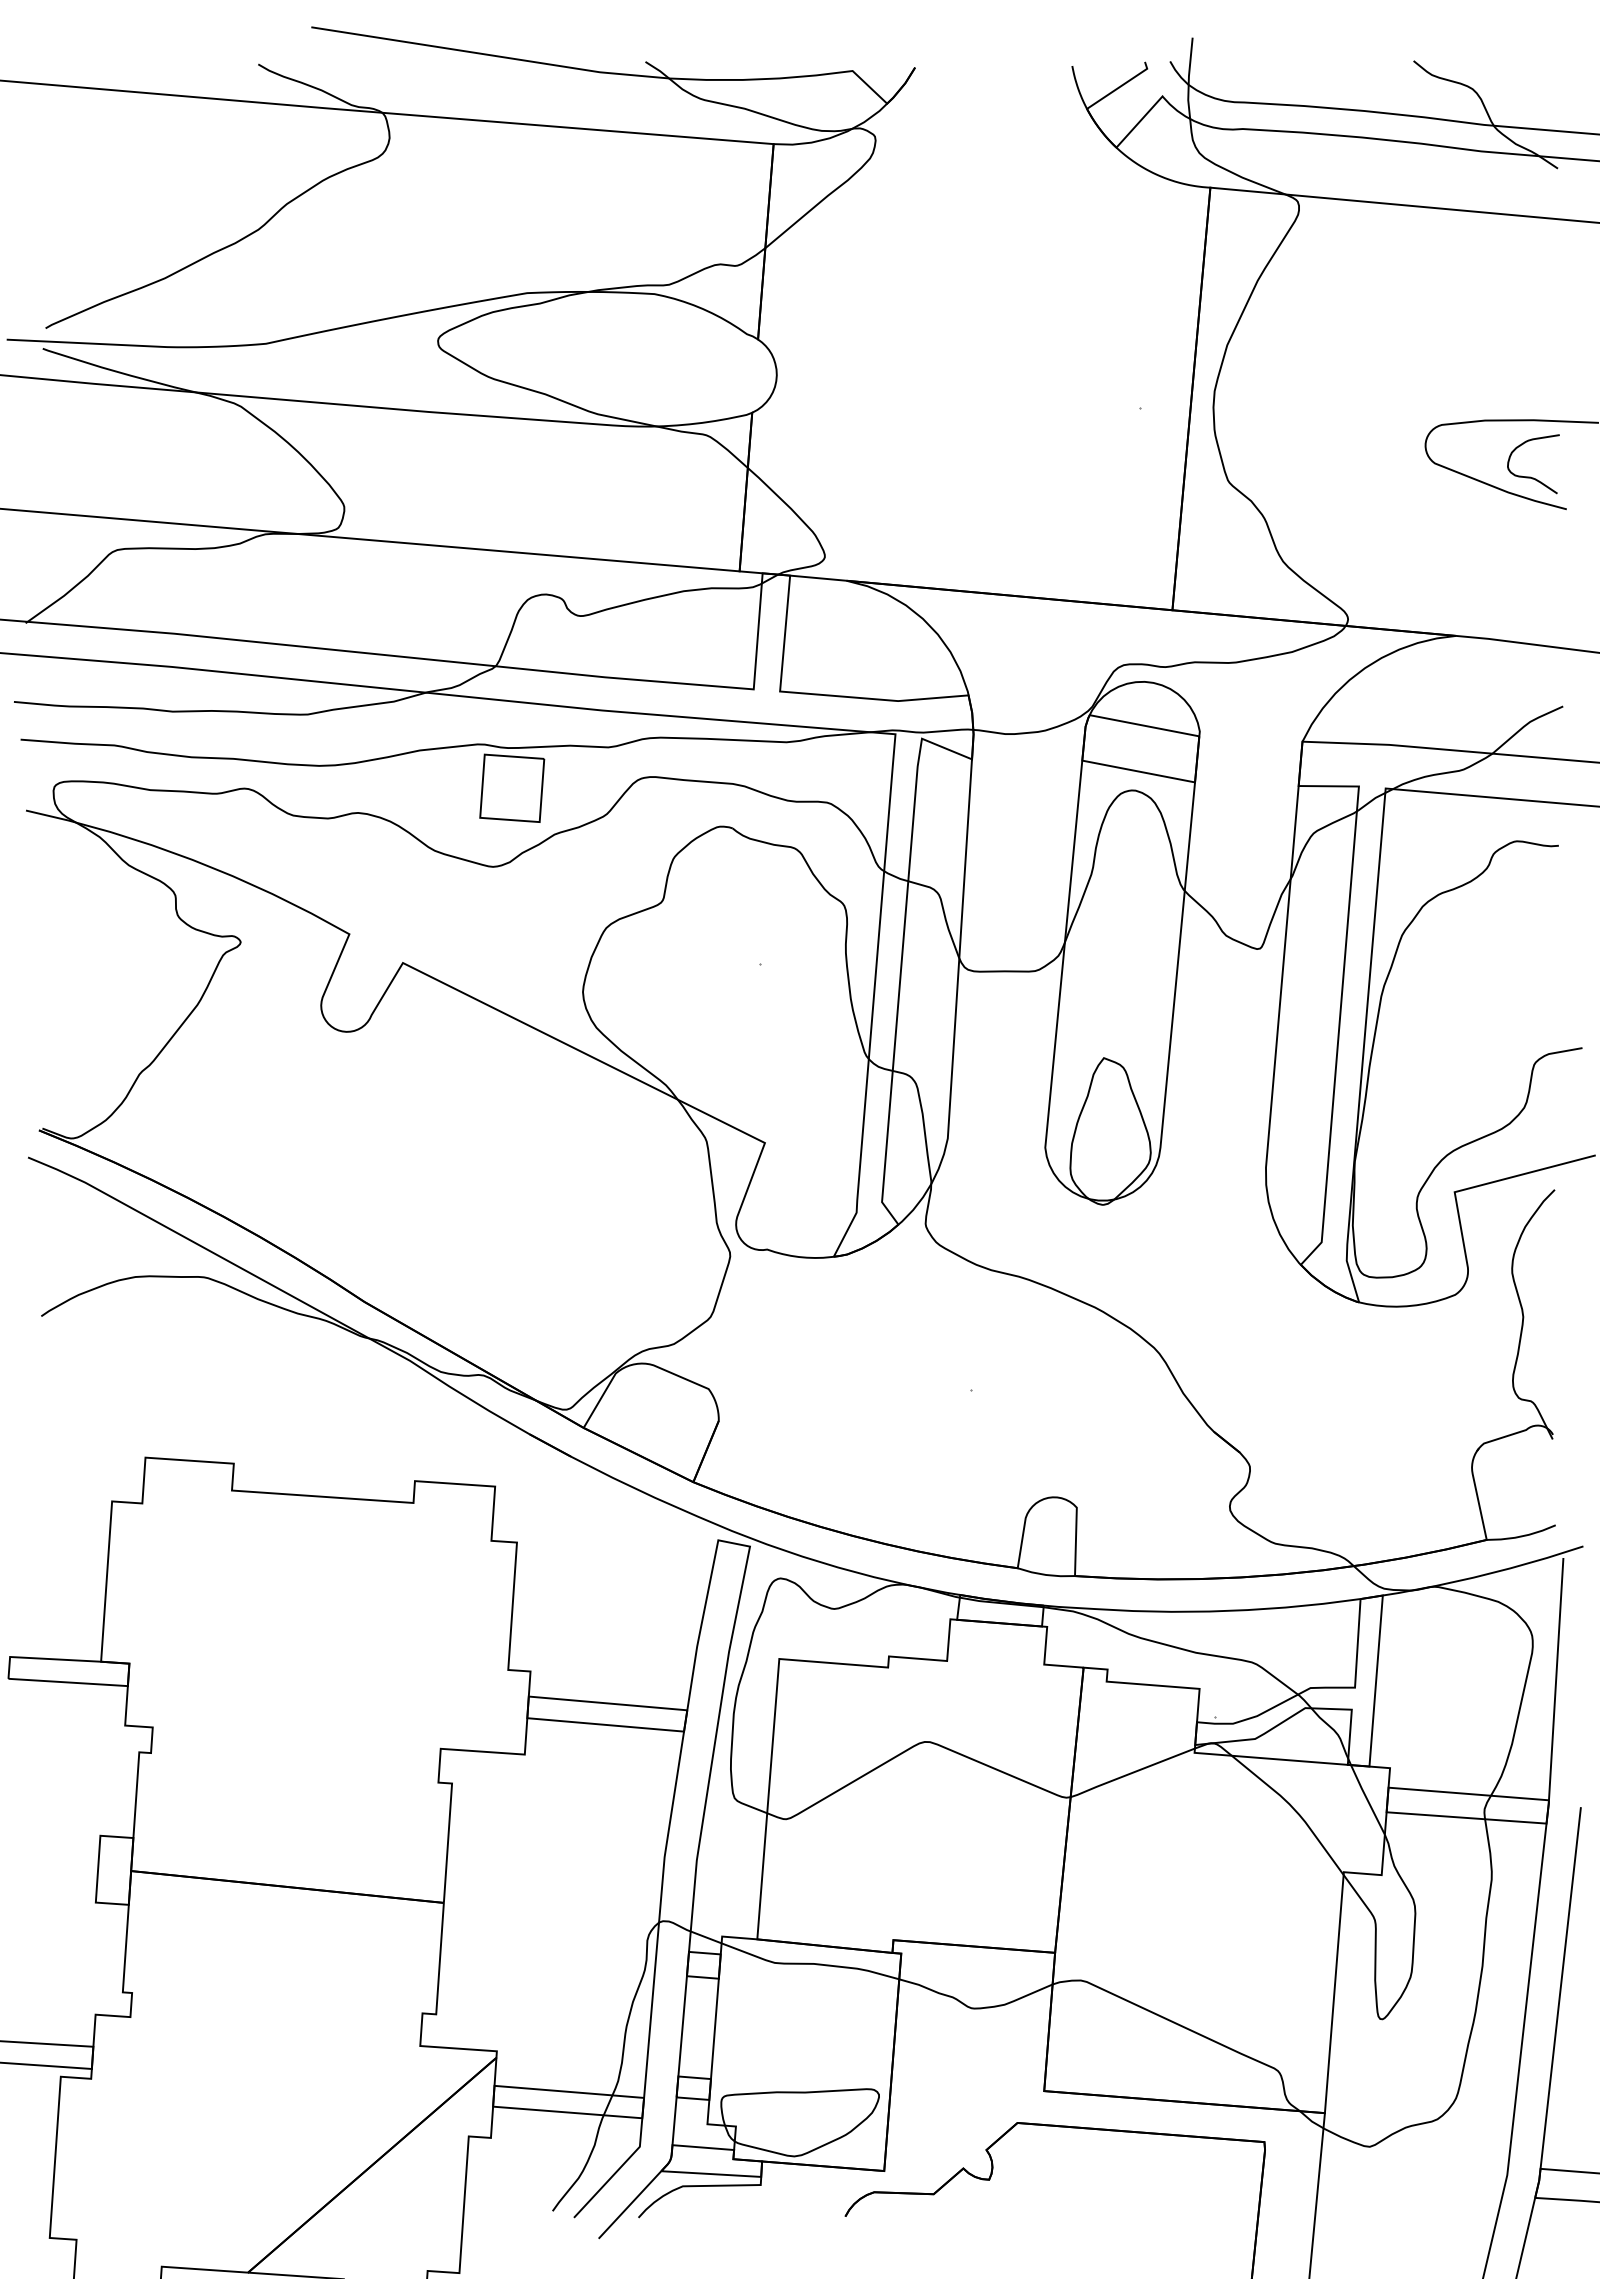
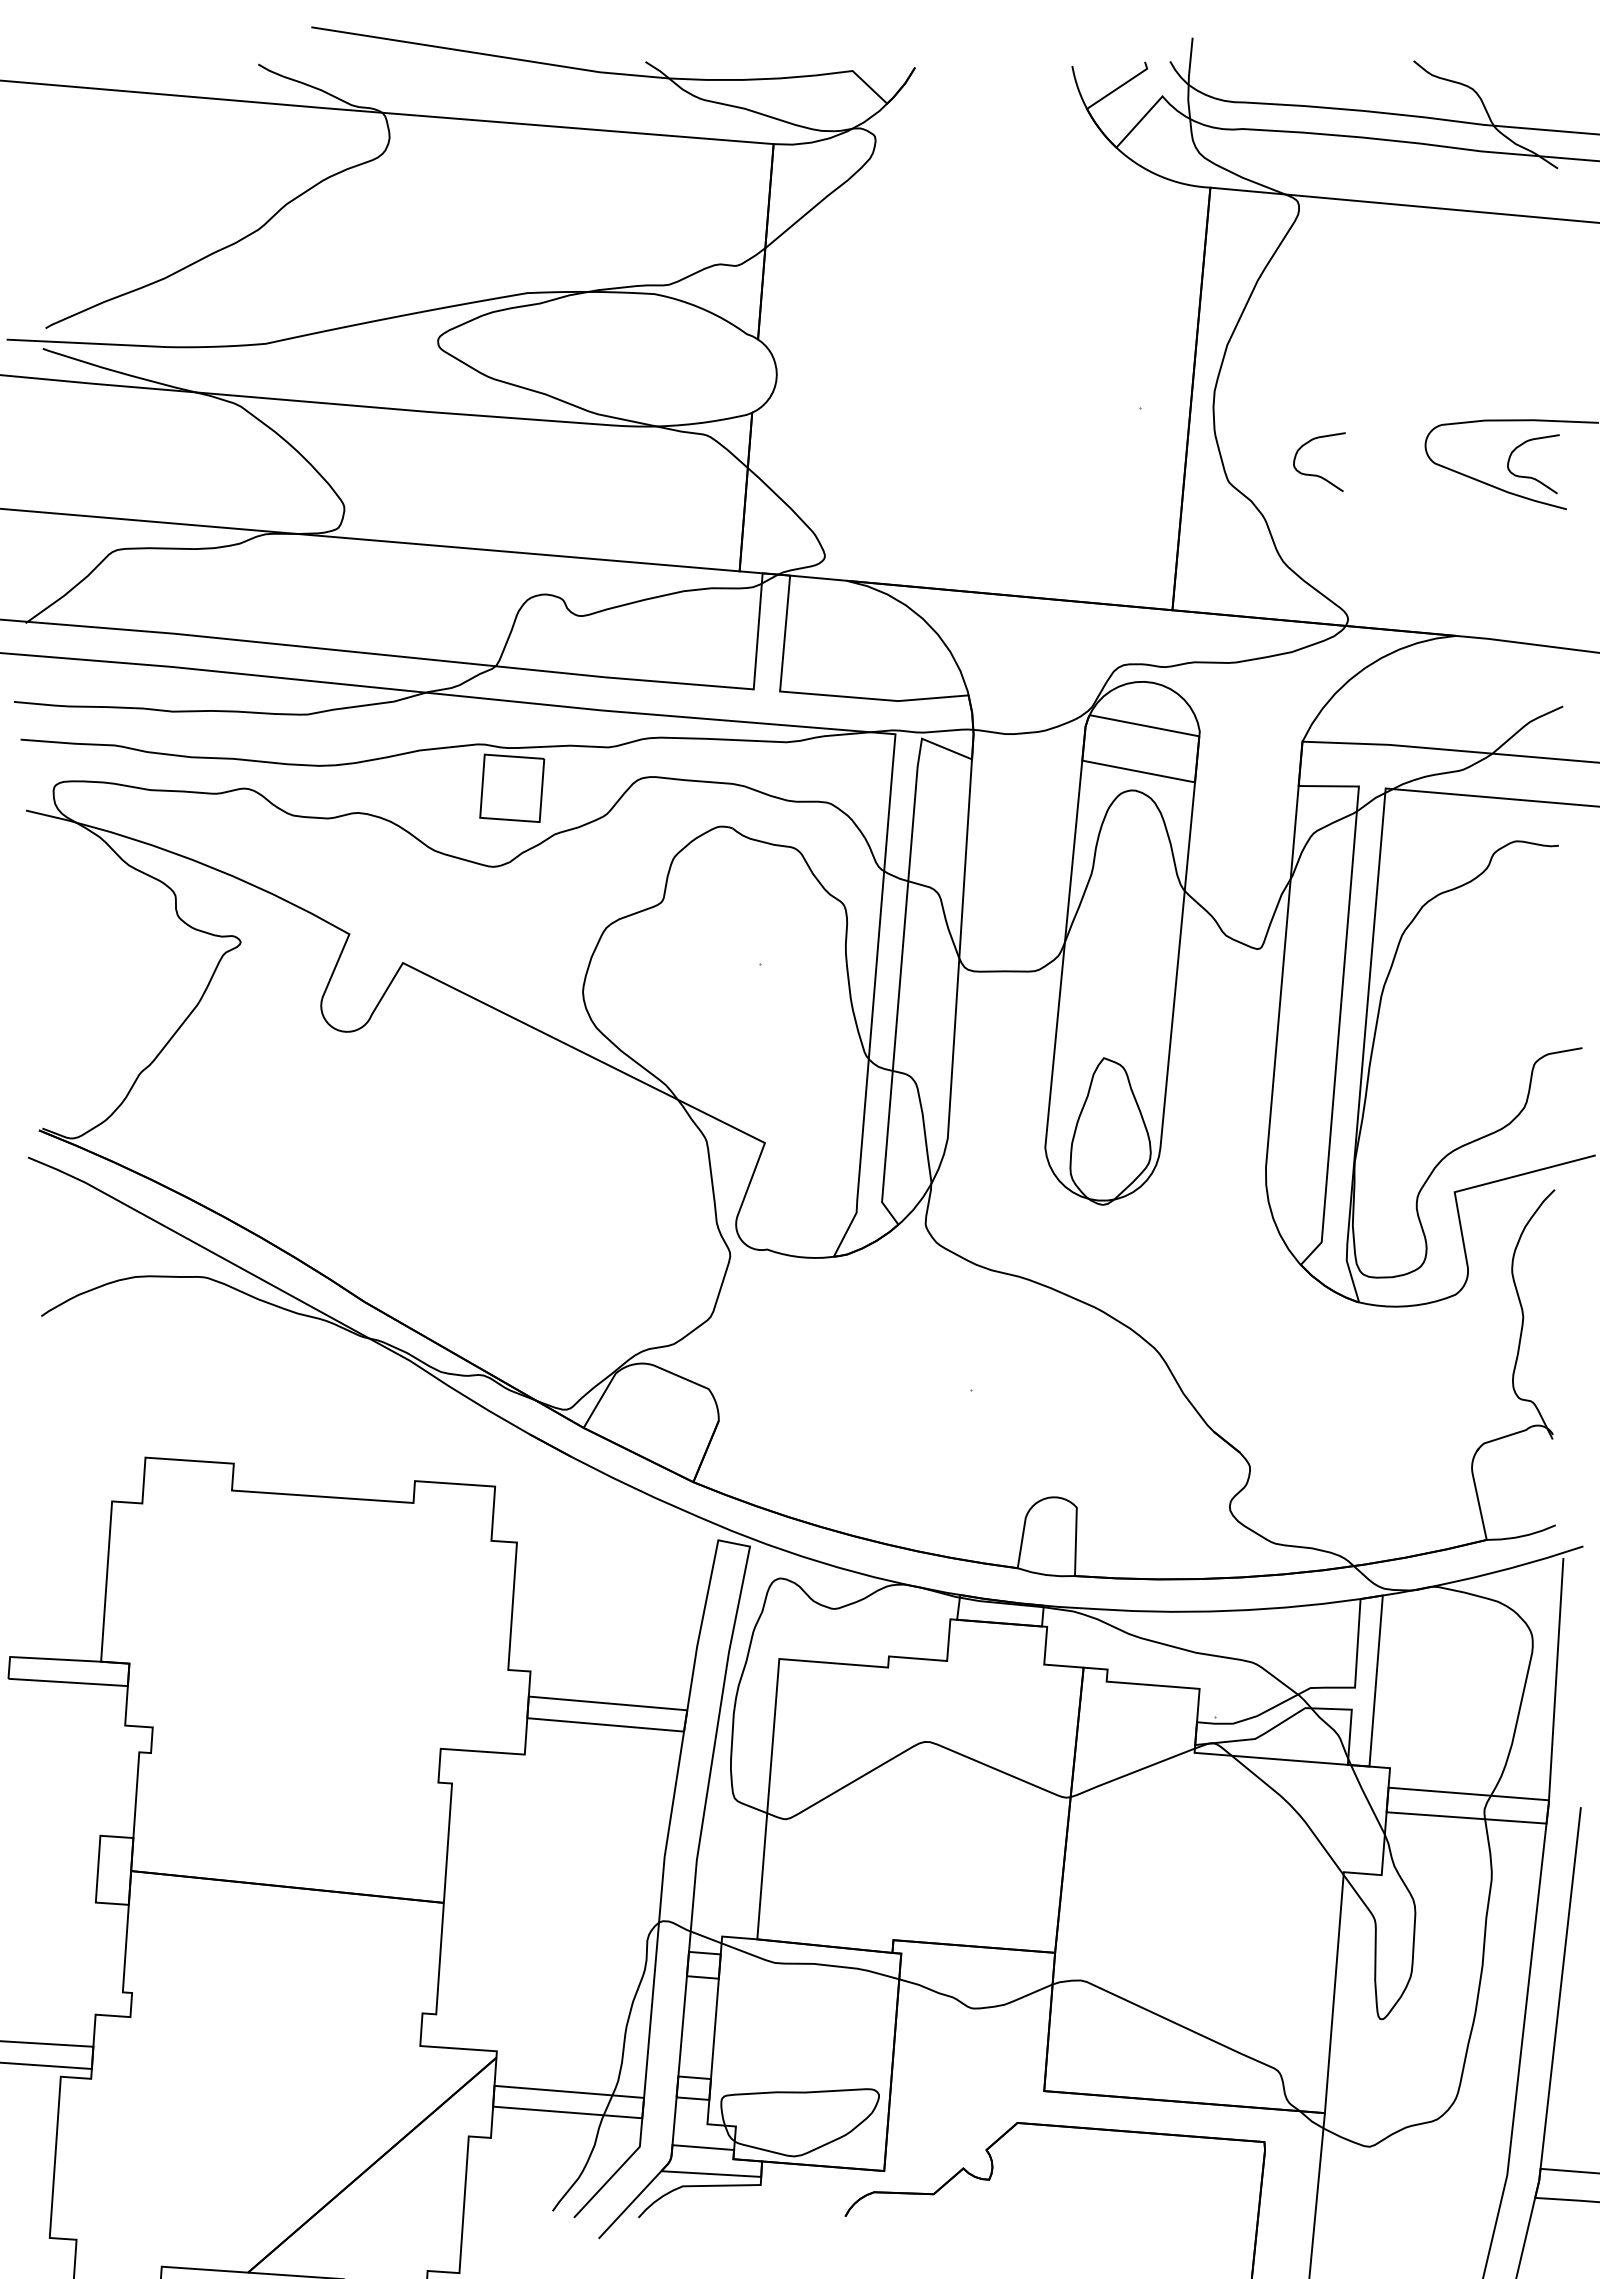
curve: none -> present (1316, 474)
